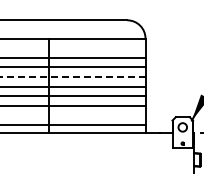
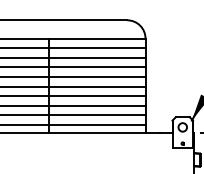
line: none -> present (73, 48)
line: dashed -> solid (72, 76)
line: none -> present (73, 115)
